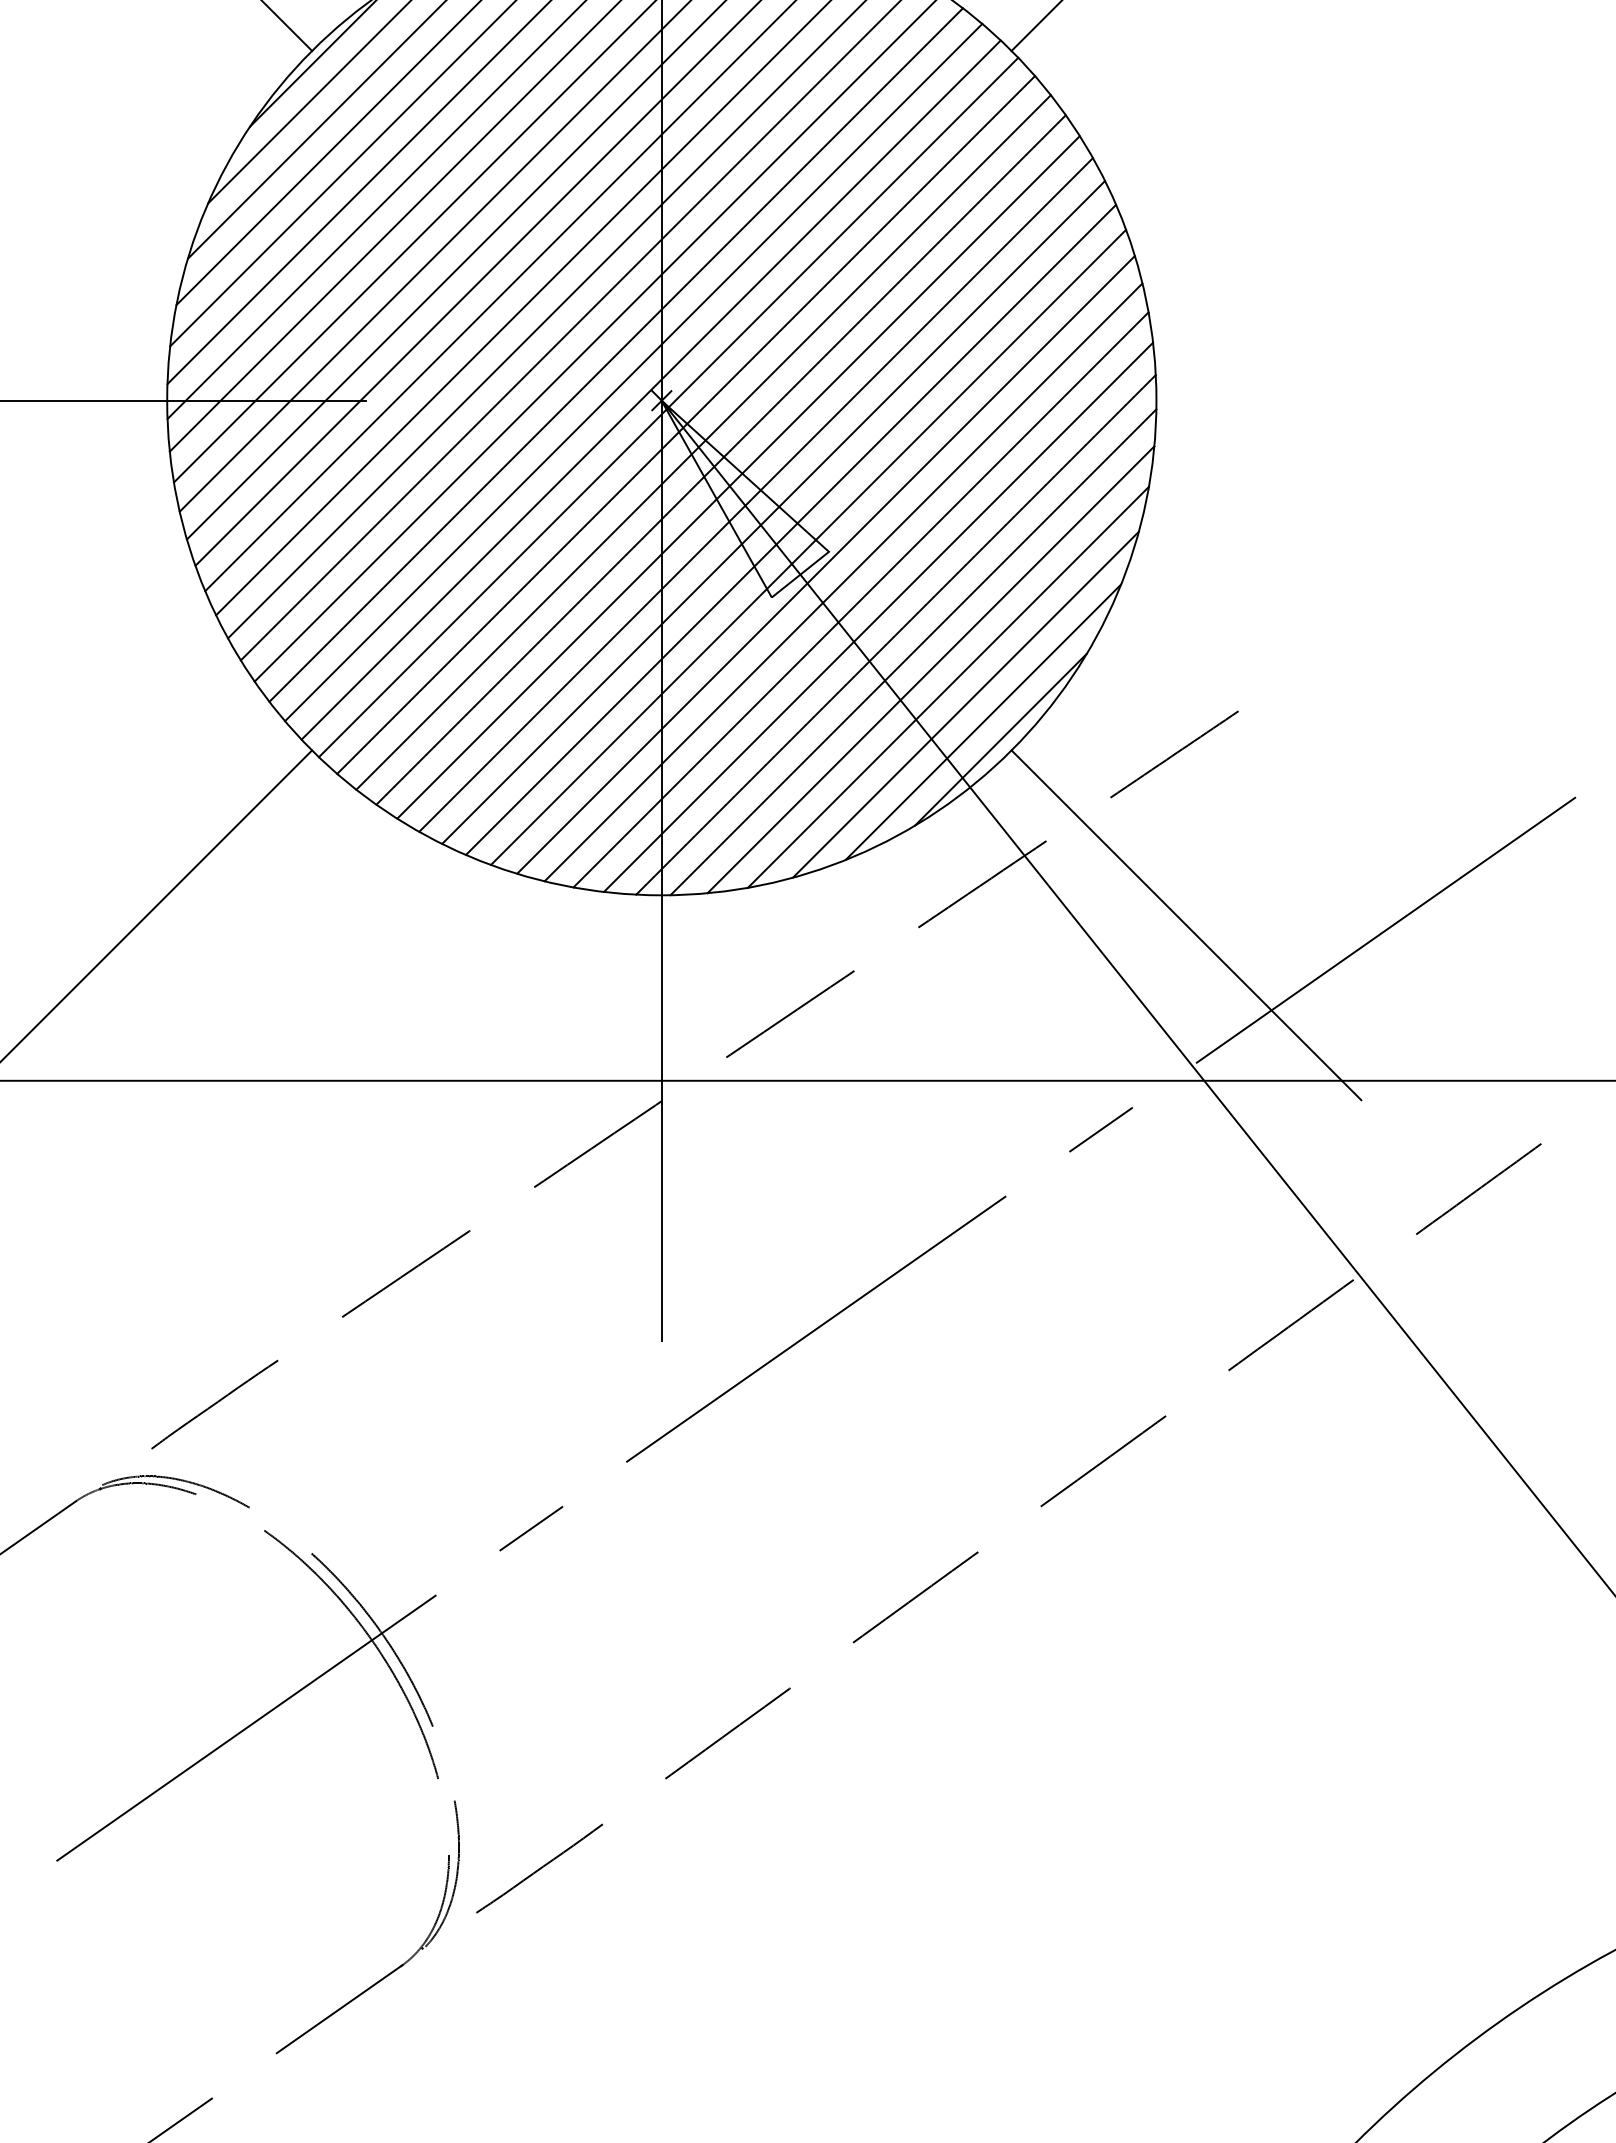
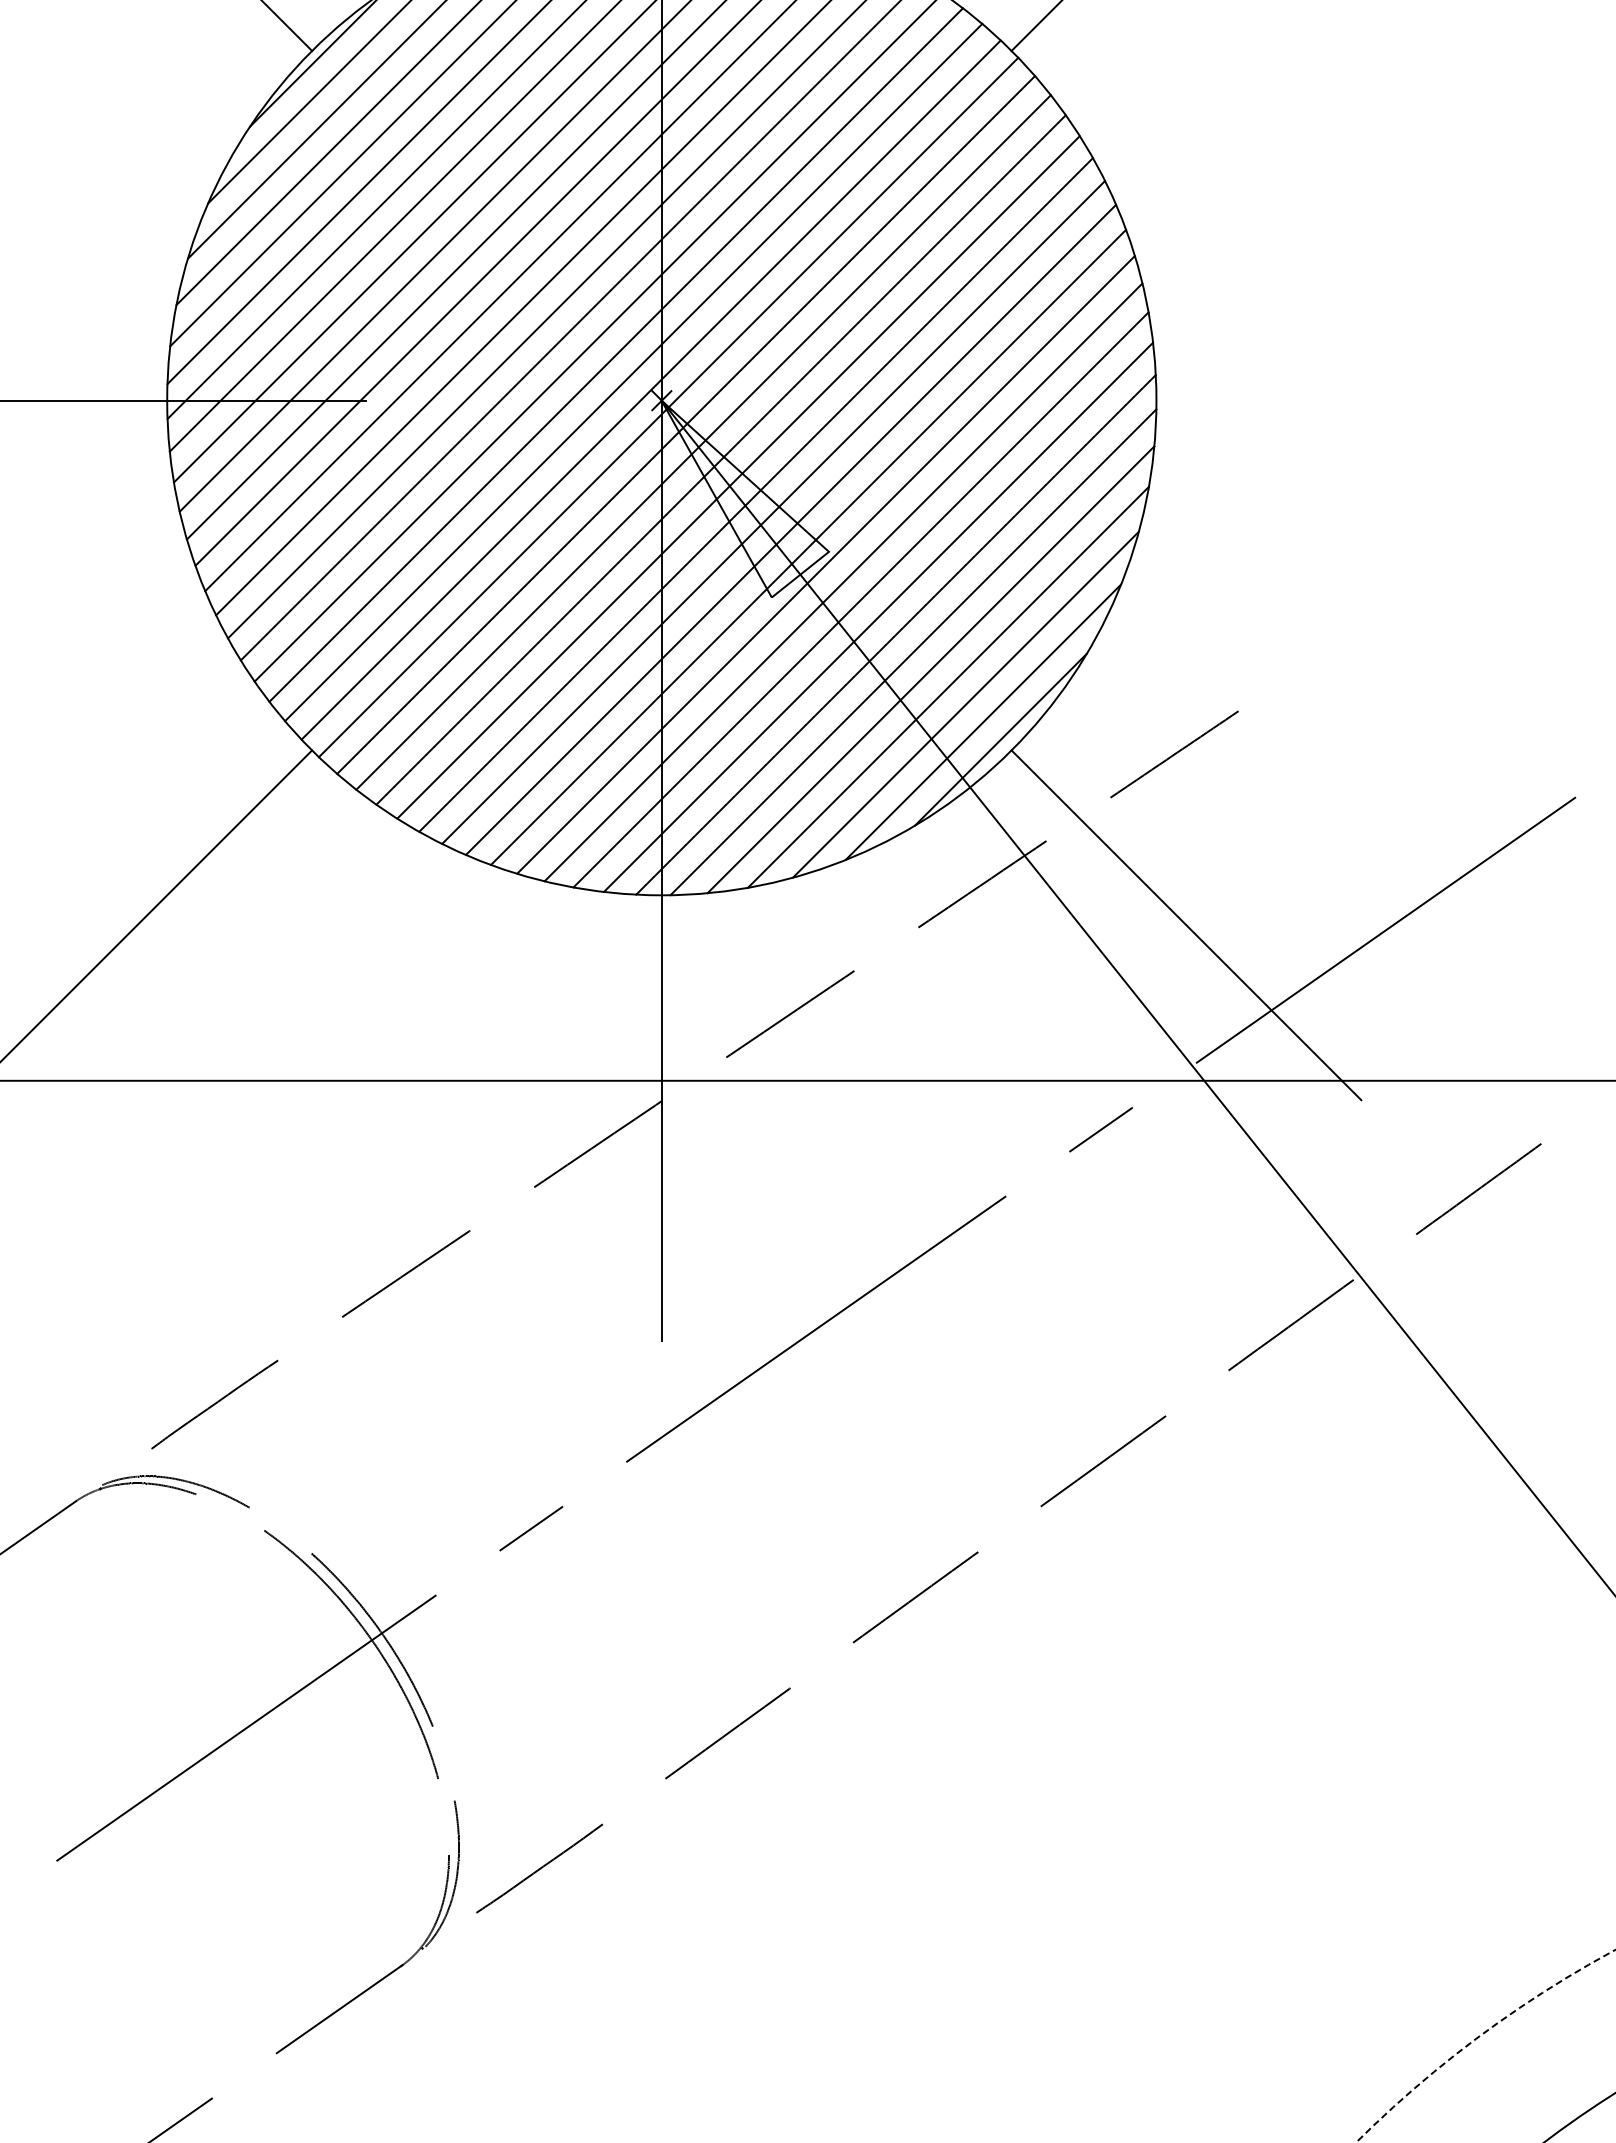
circle: solid -> dashed (1485, 2045)
